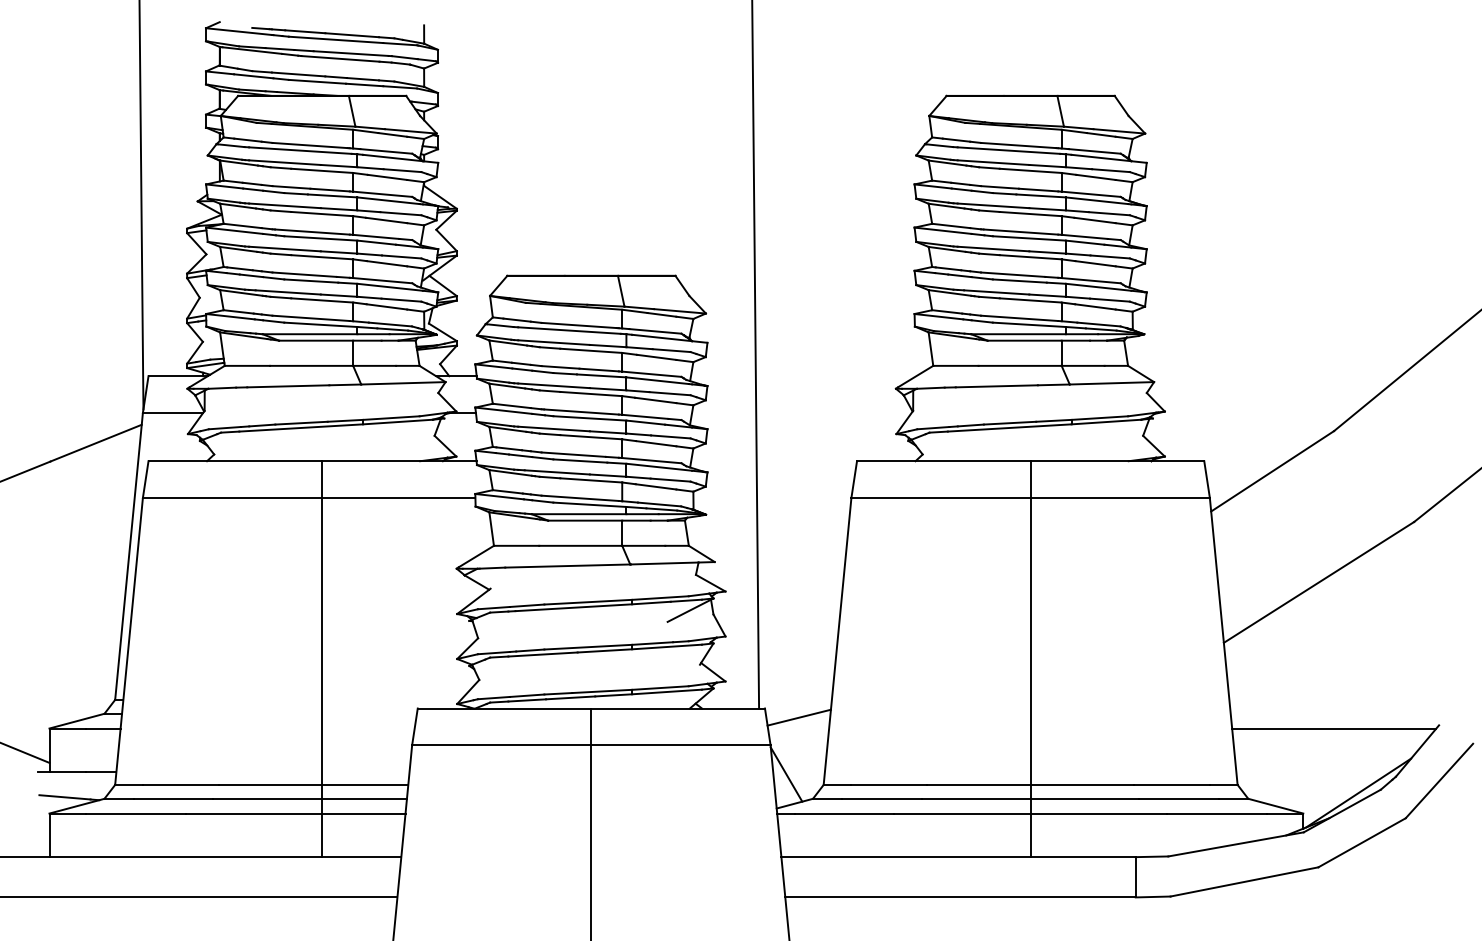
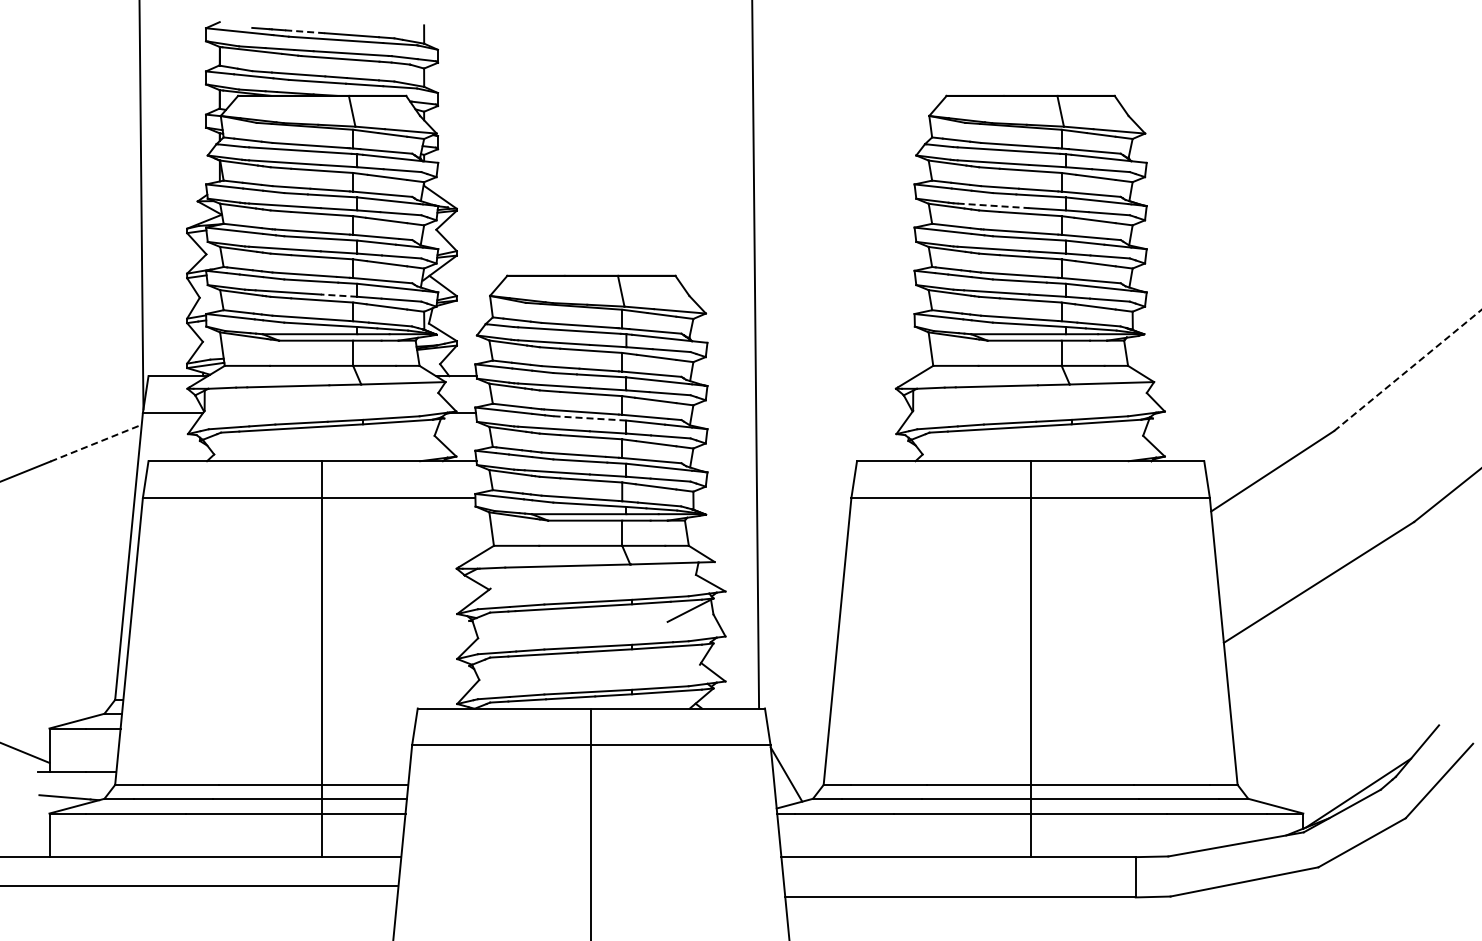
line: solid -> dashed (305, 31)
line: solid -> dashed (993, 205)
line: solid -> dashed (338, 295)
line: solid -> dashed (1408, 370)
line: solid -> dashed (589, 418)
line: solid -> dashed (96, 442)
line: present -> none (798, 717)
line: present -> none (1333, 729)
line position: (199, 897) -> (199, 886) (199, 886)
